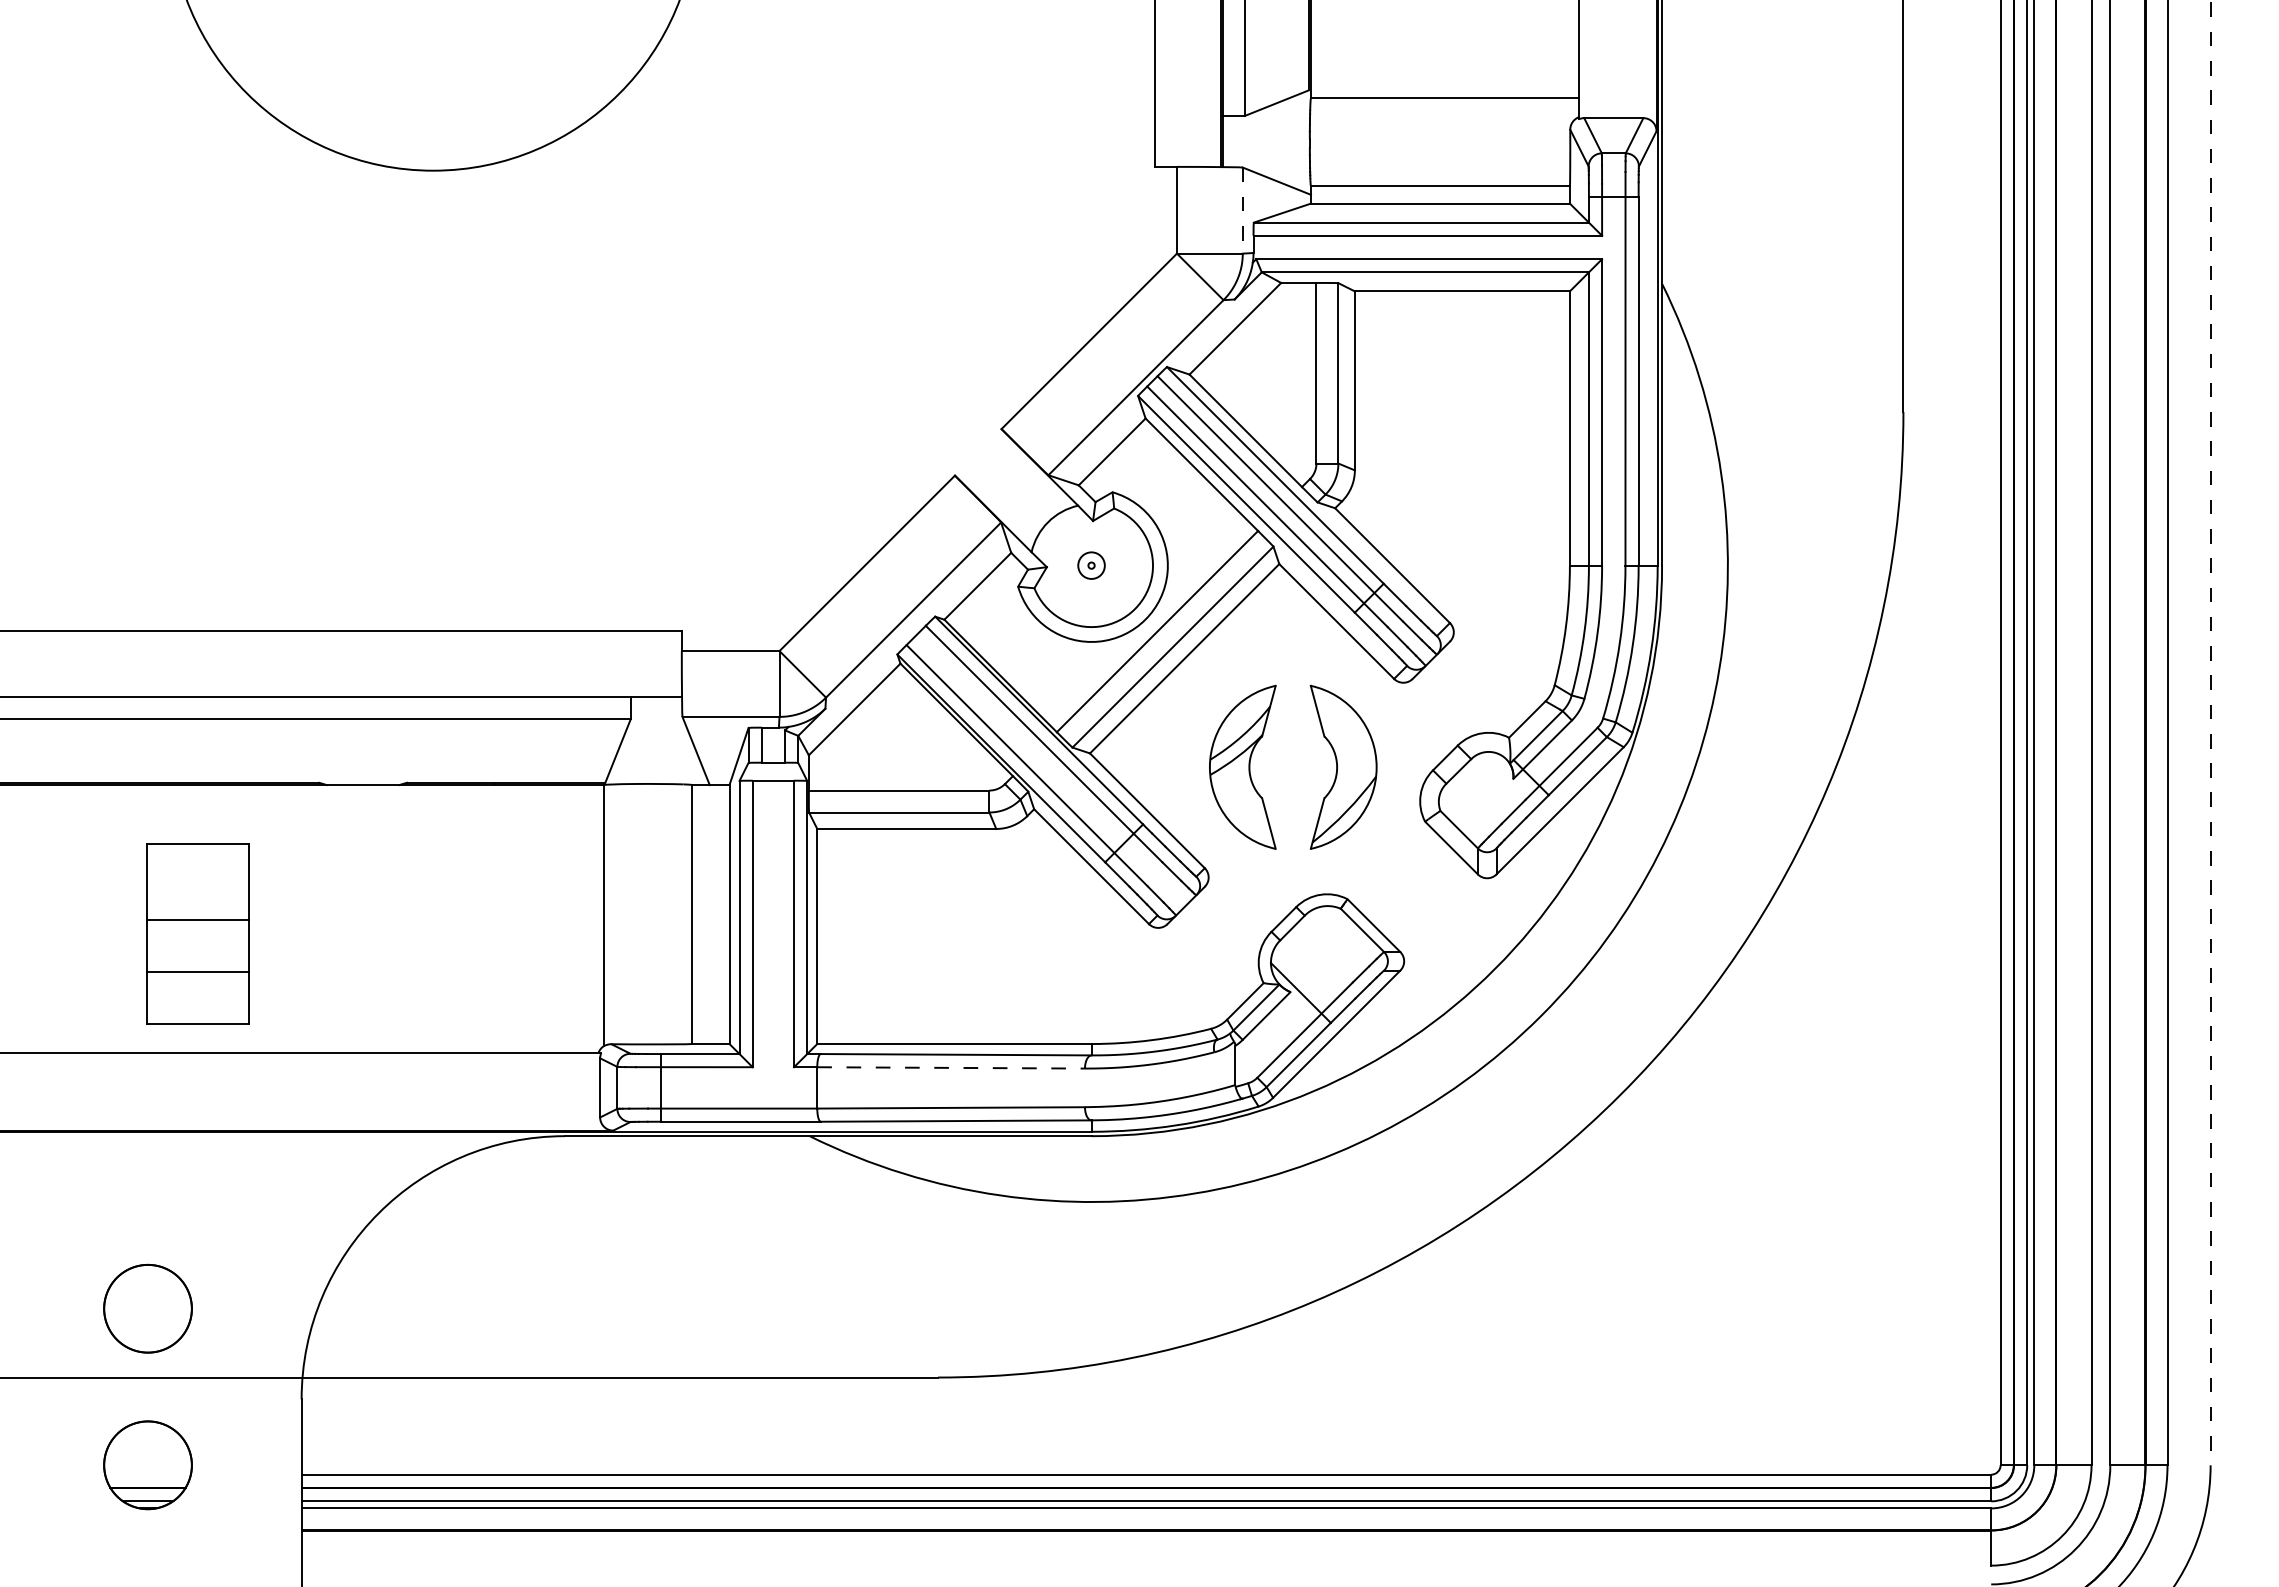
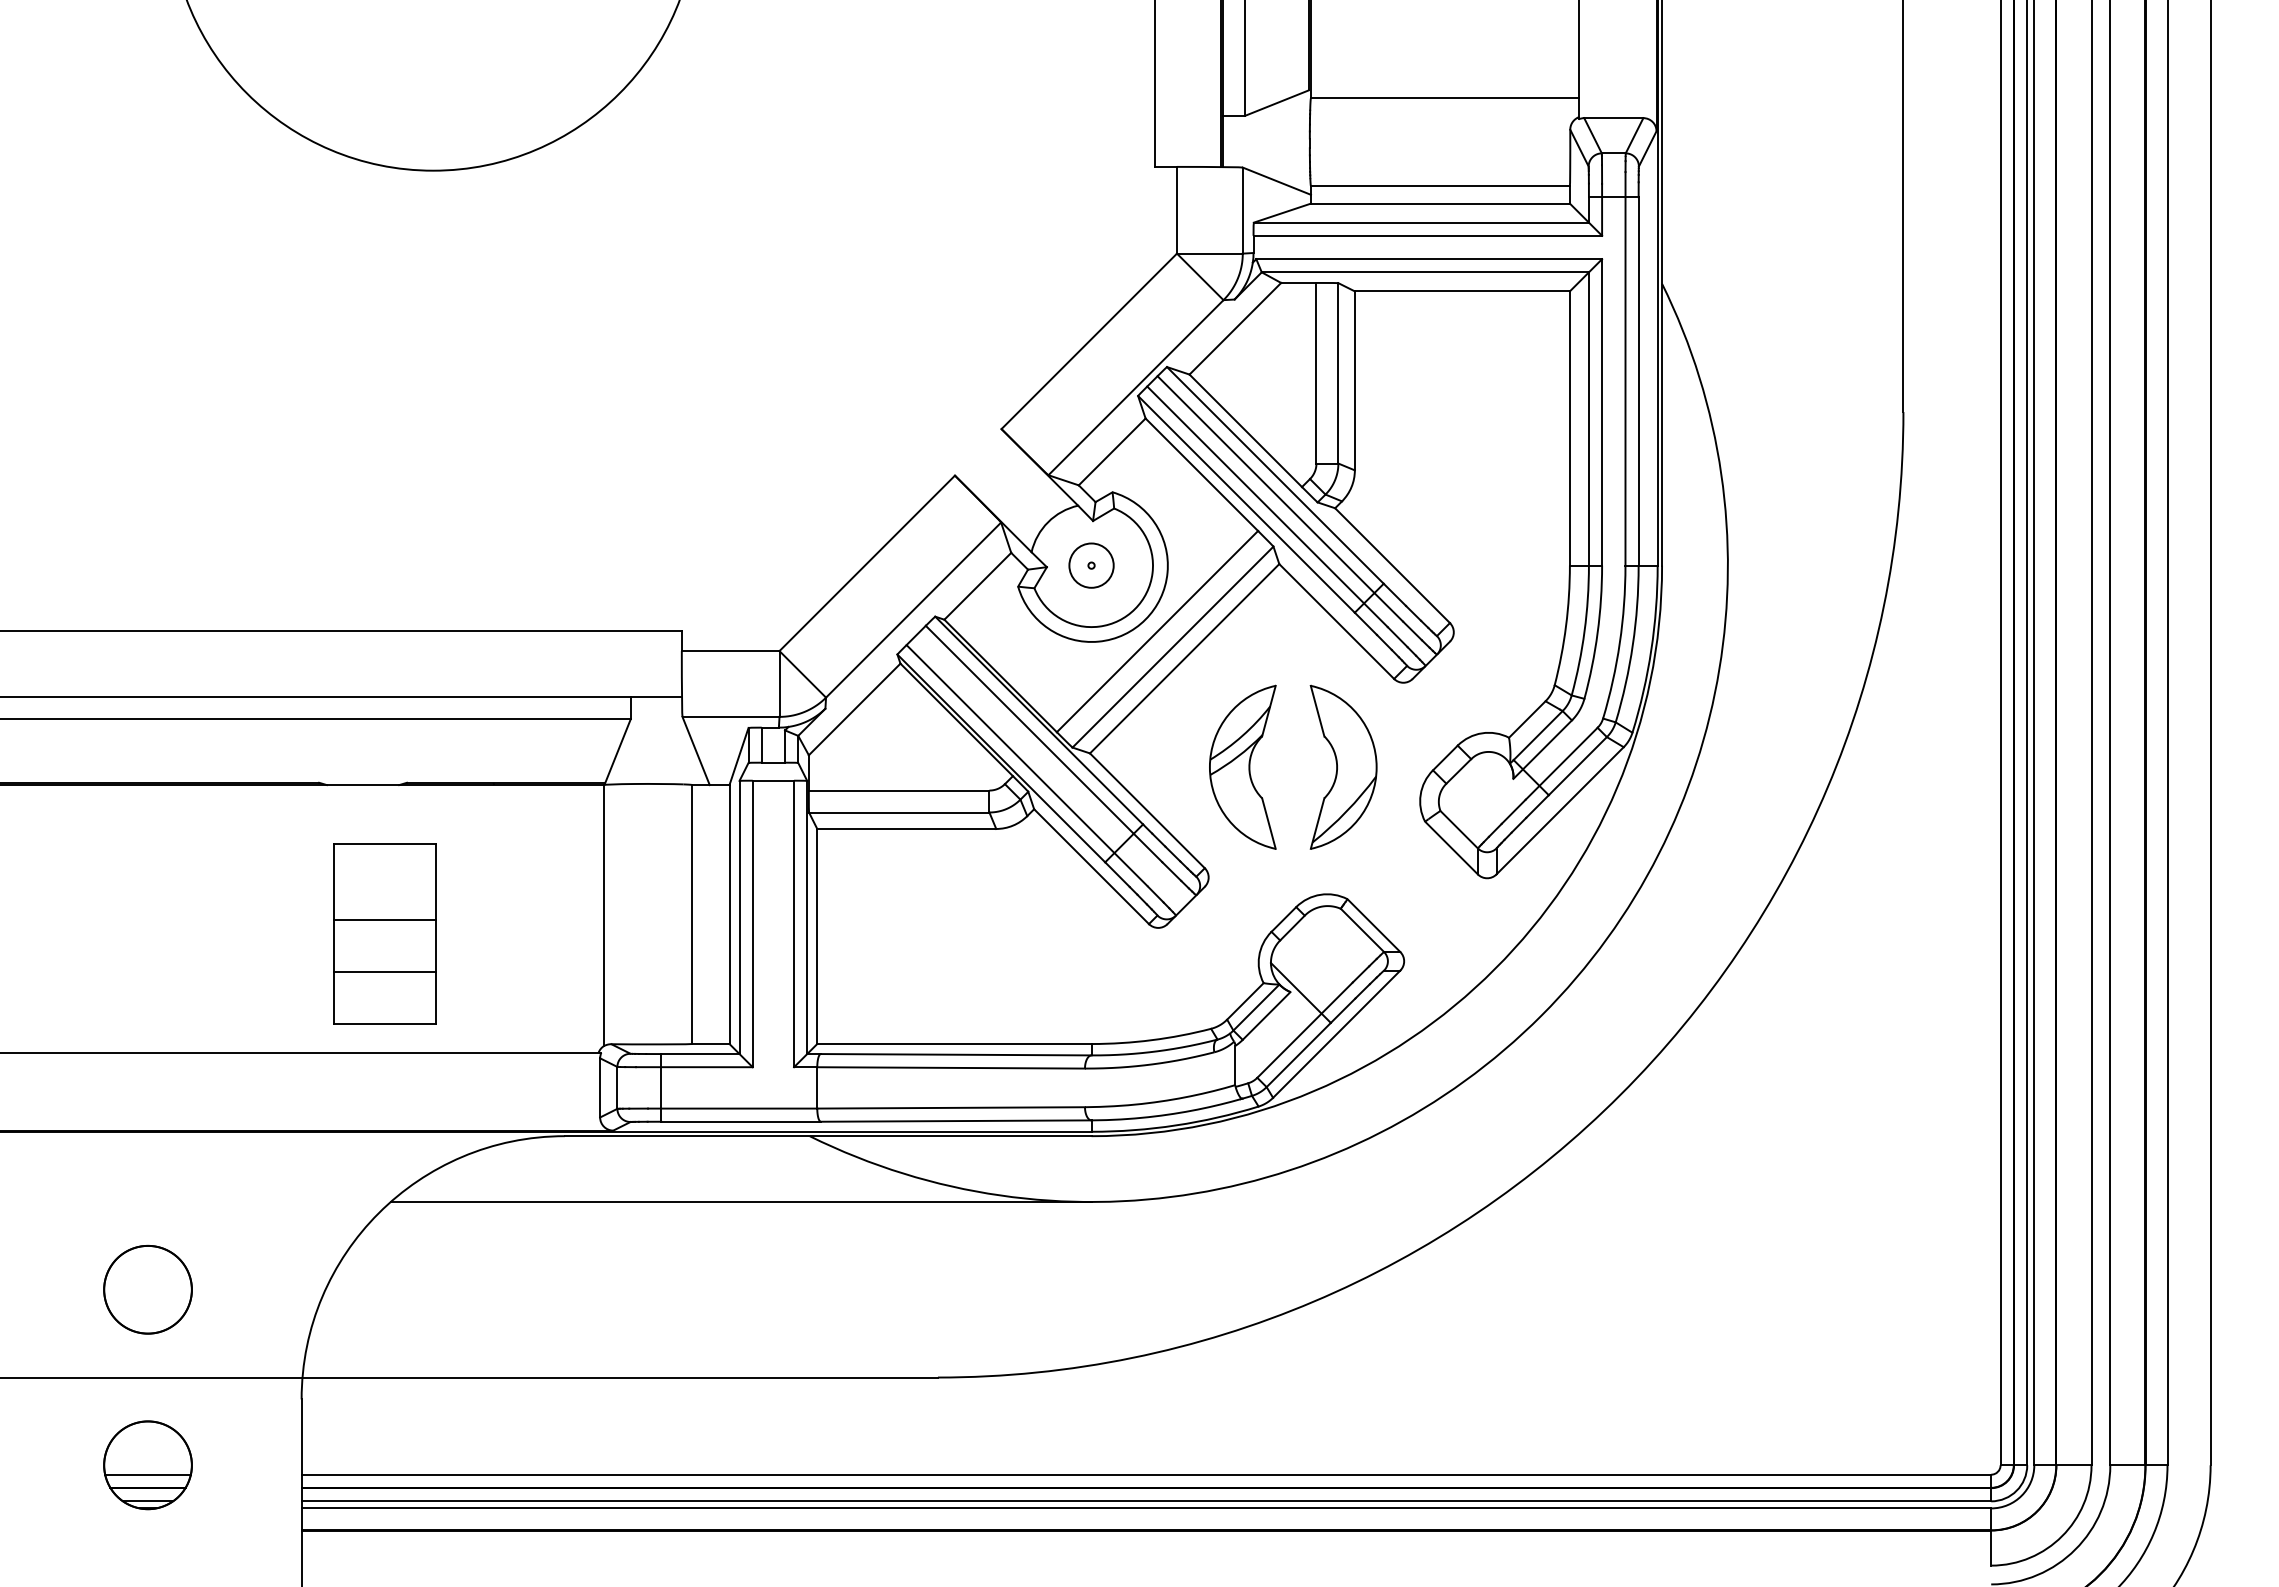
line: dashed -> solid (1242, 211)
circle diameter: 27 px -> 44 px (1091, 565)
line: dashed -> solid (2210, 733)
part position: (197, 933) -> (384, 933) (384, 933)
line: dashed -> solid (951, 1067)
line: none -> present (740, 1202)
part position: (147, 1308) -> (147, 1289) (147, 1289)
line: none -> present (147, 1474)
